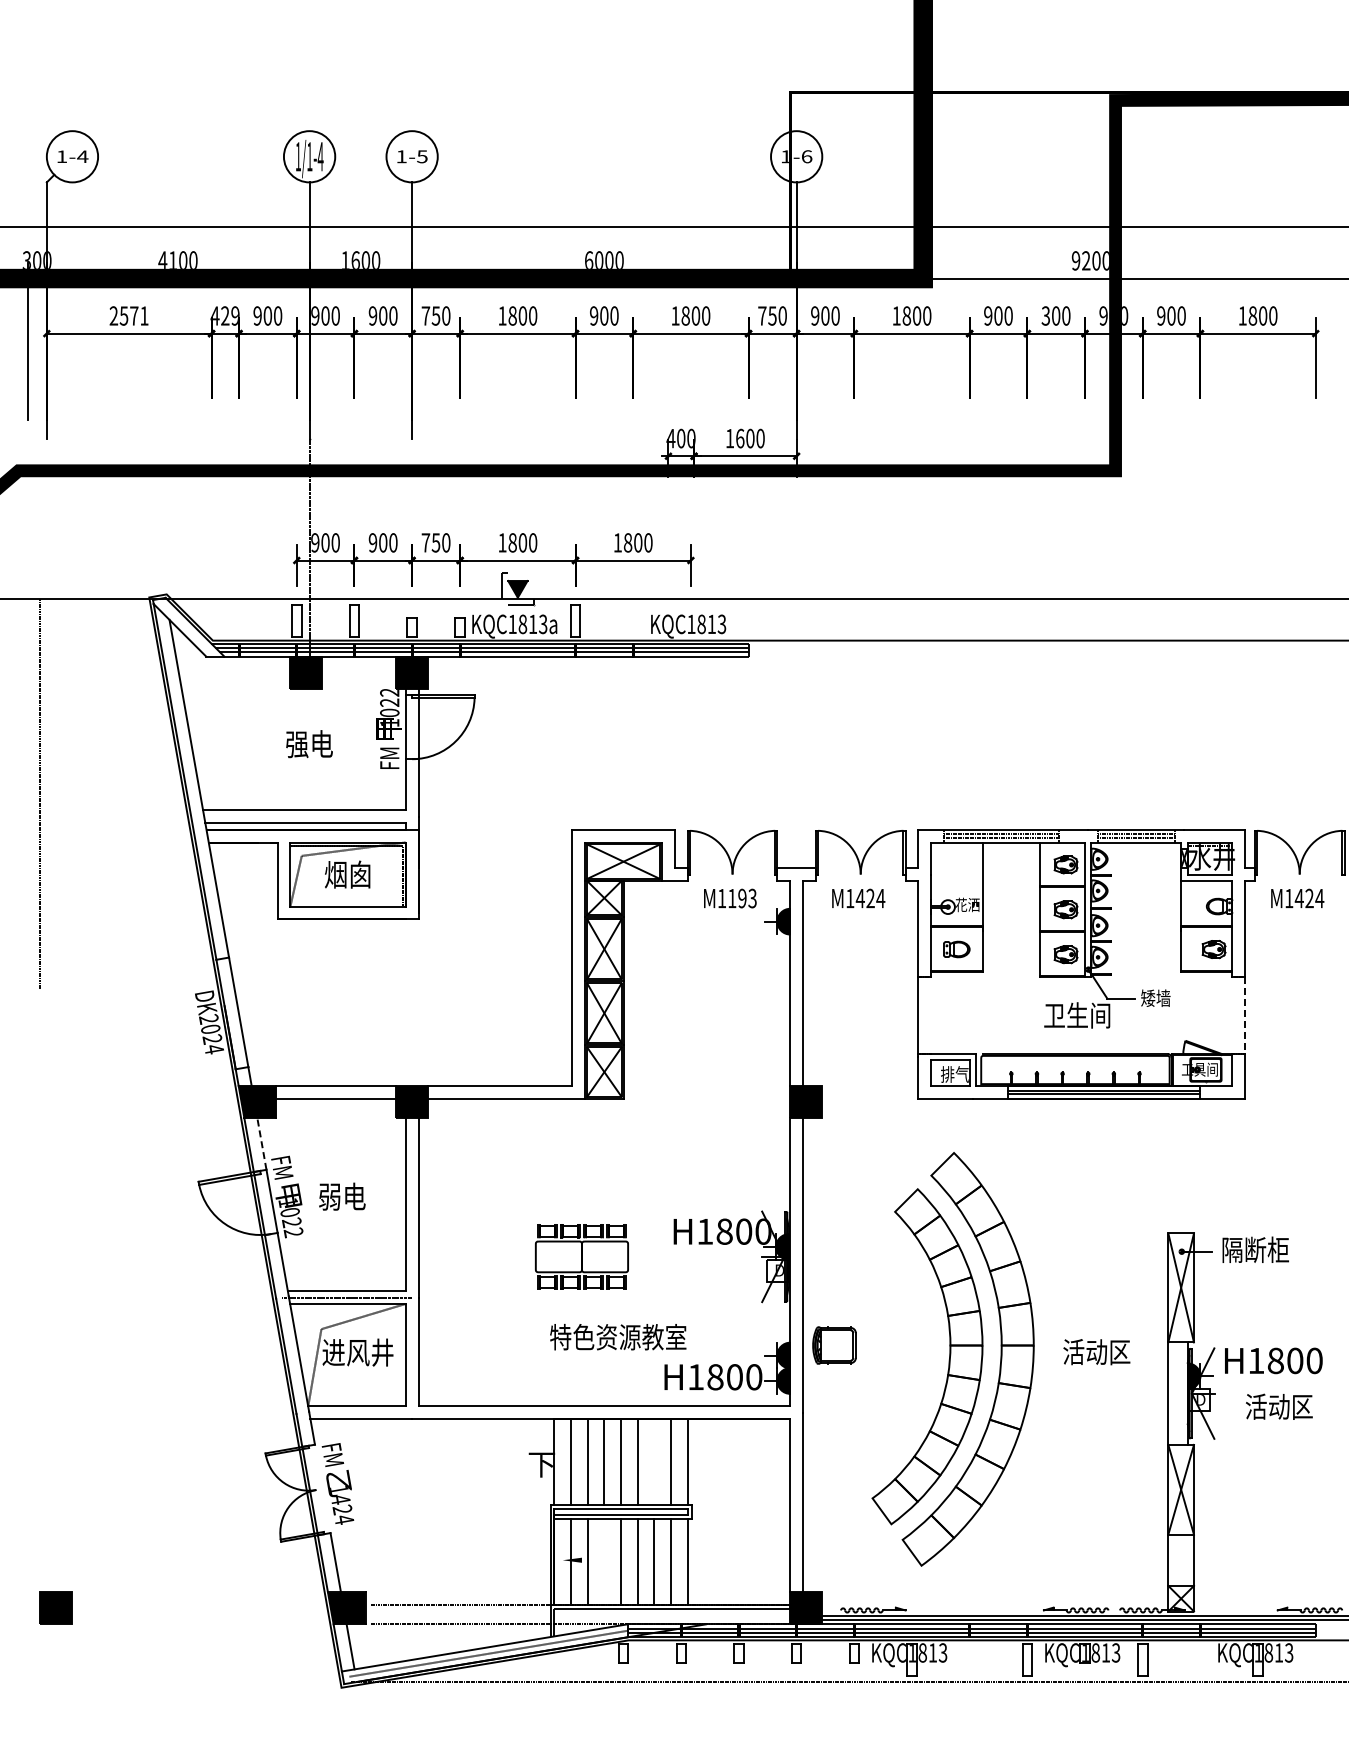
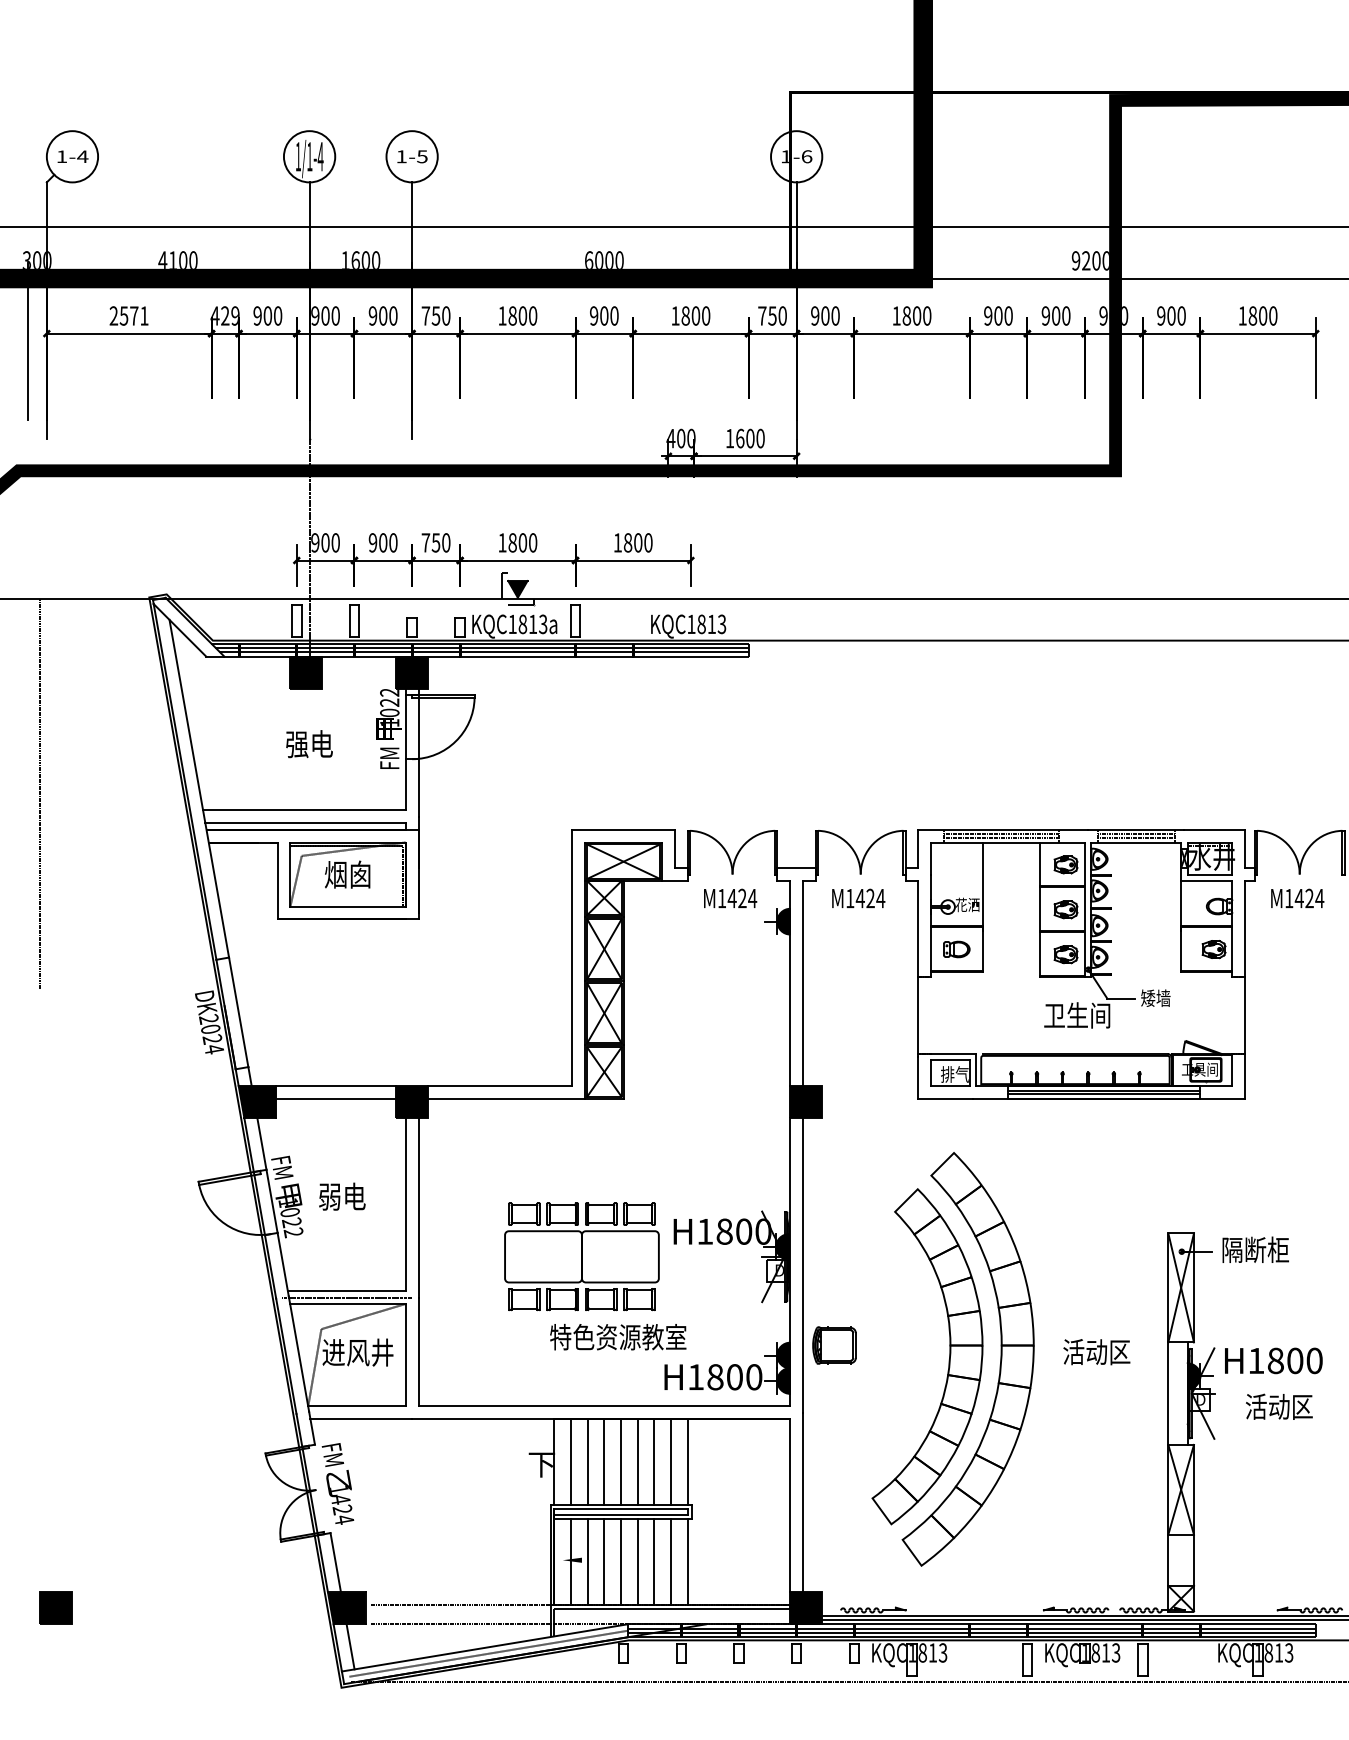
text: 300 -> 900 (1045, 315)
text: M1193 -> M1424 (742, 898)
line: dashed -> solid (1245, 1016)
line: dashed -> solid (261, 1143)
part size: 94x66 px -> 156x110 px (581, 1256)
line: none -> present (654, 1462)
line: none -> present (604, 1562)
